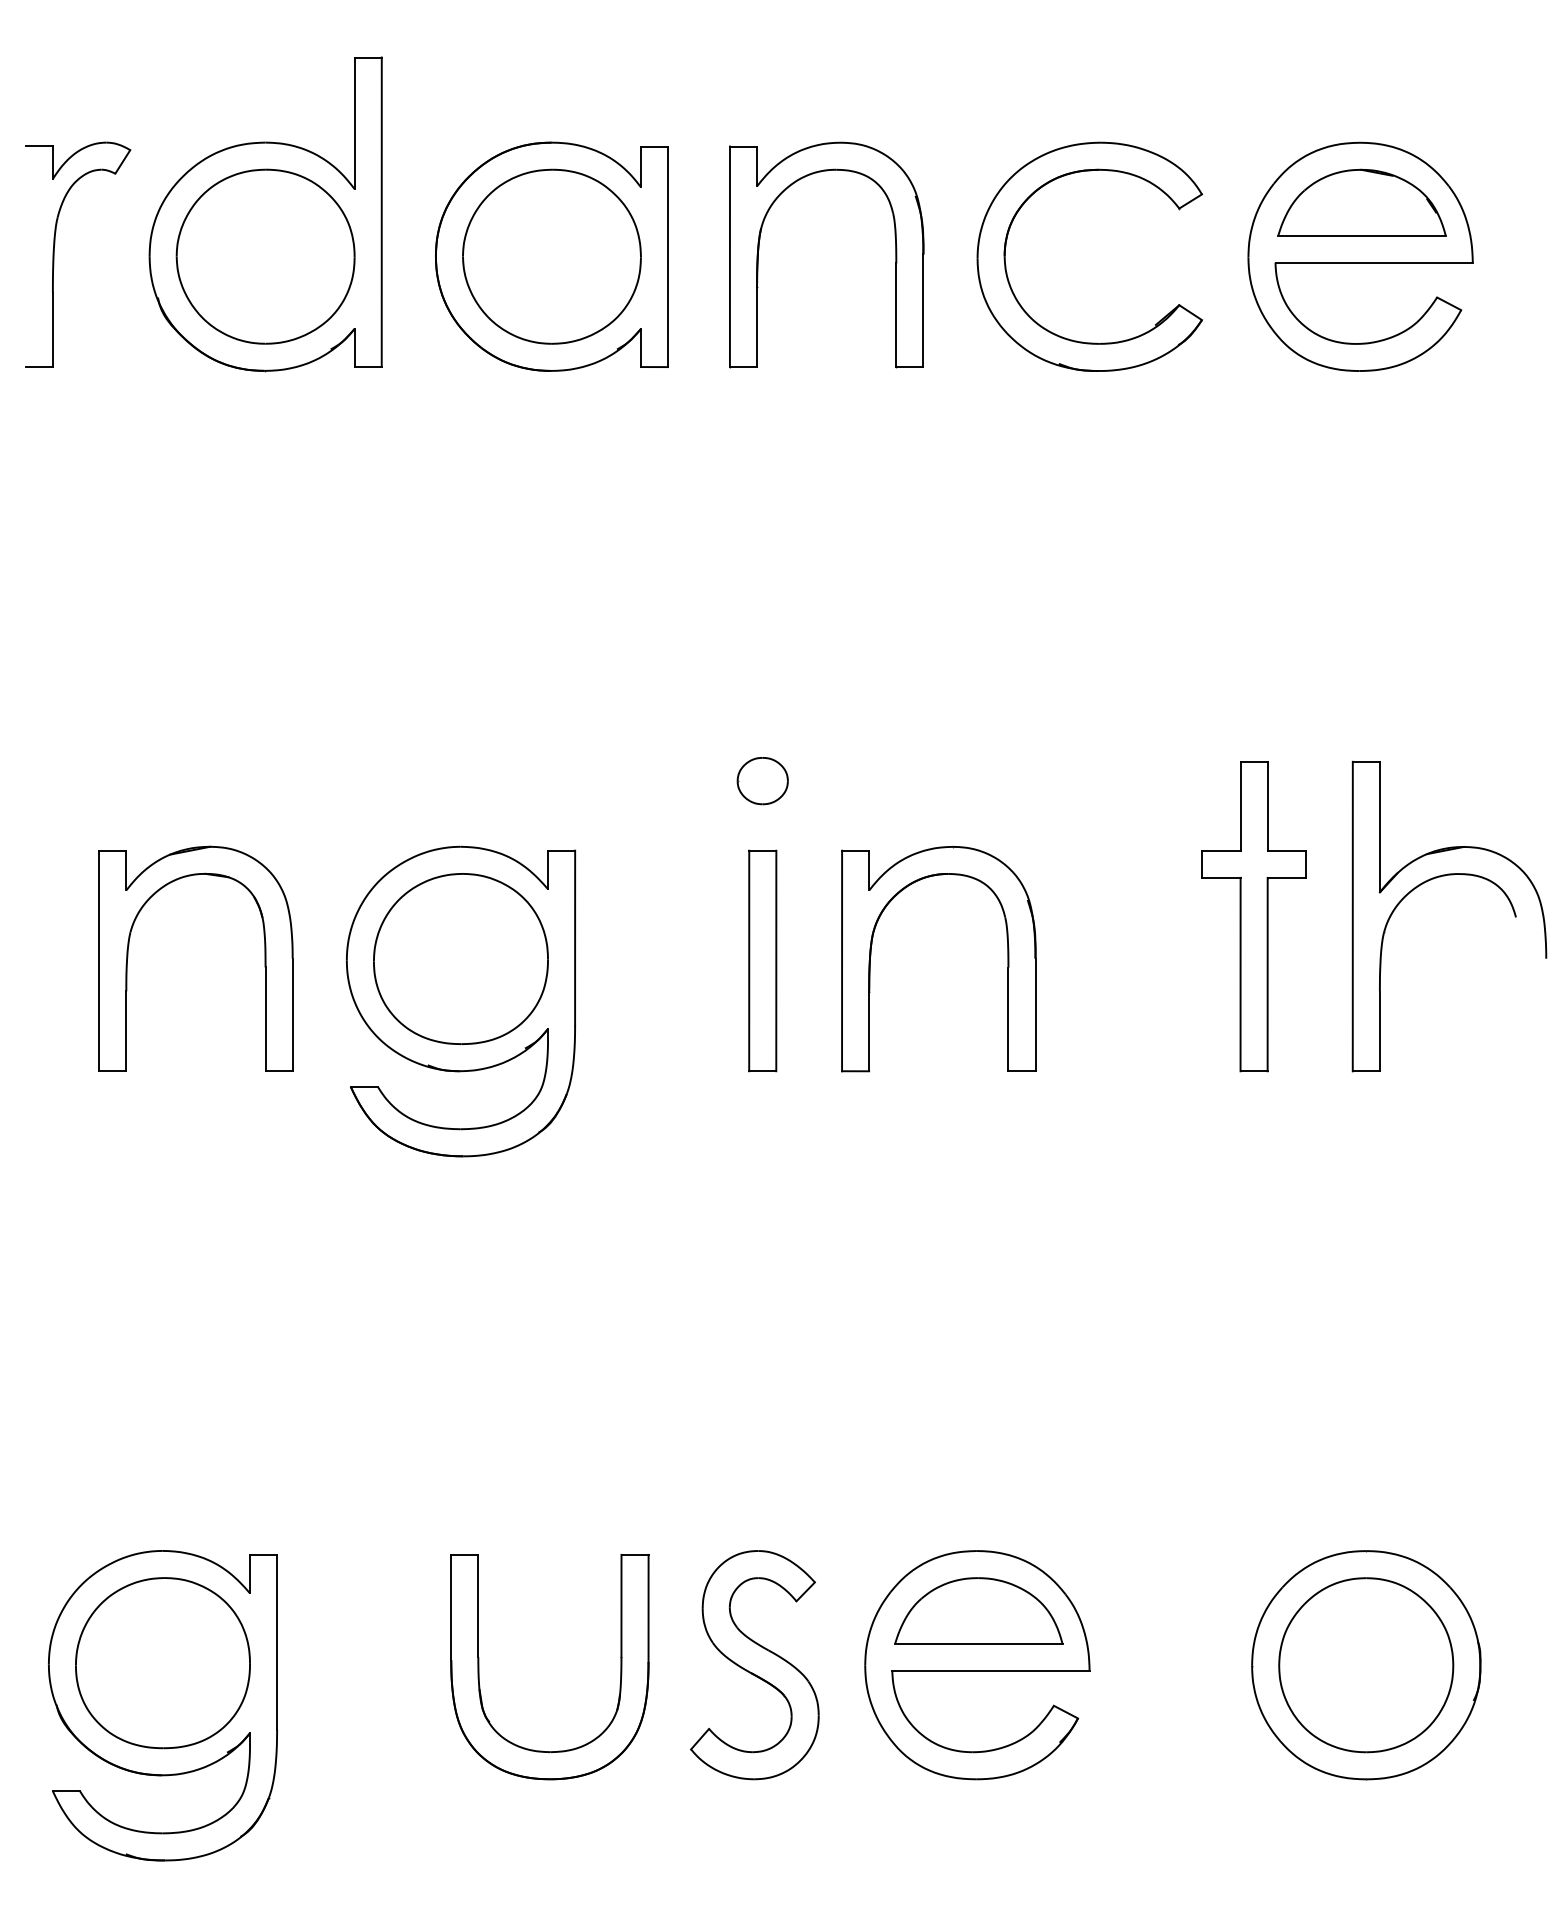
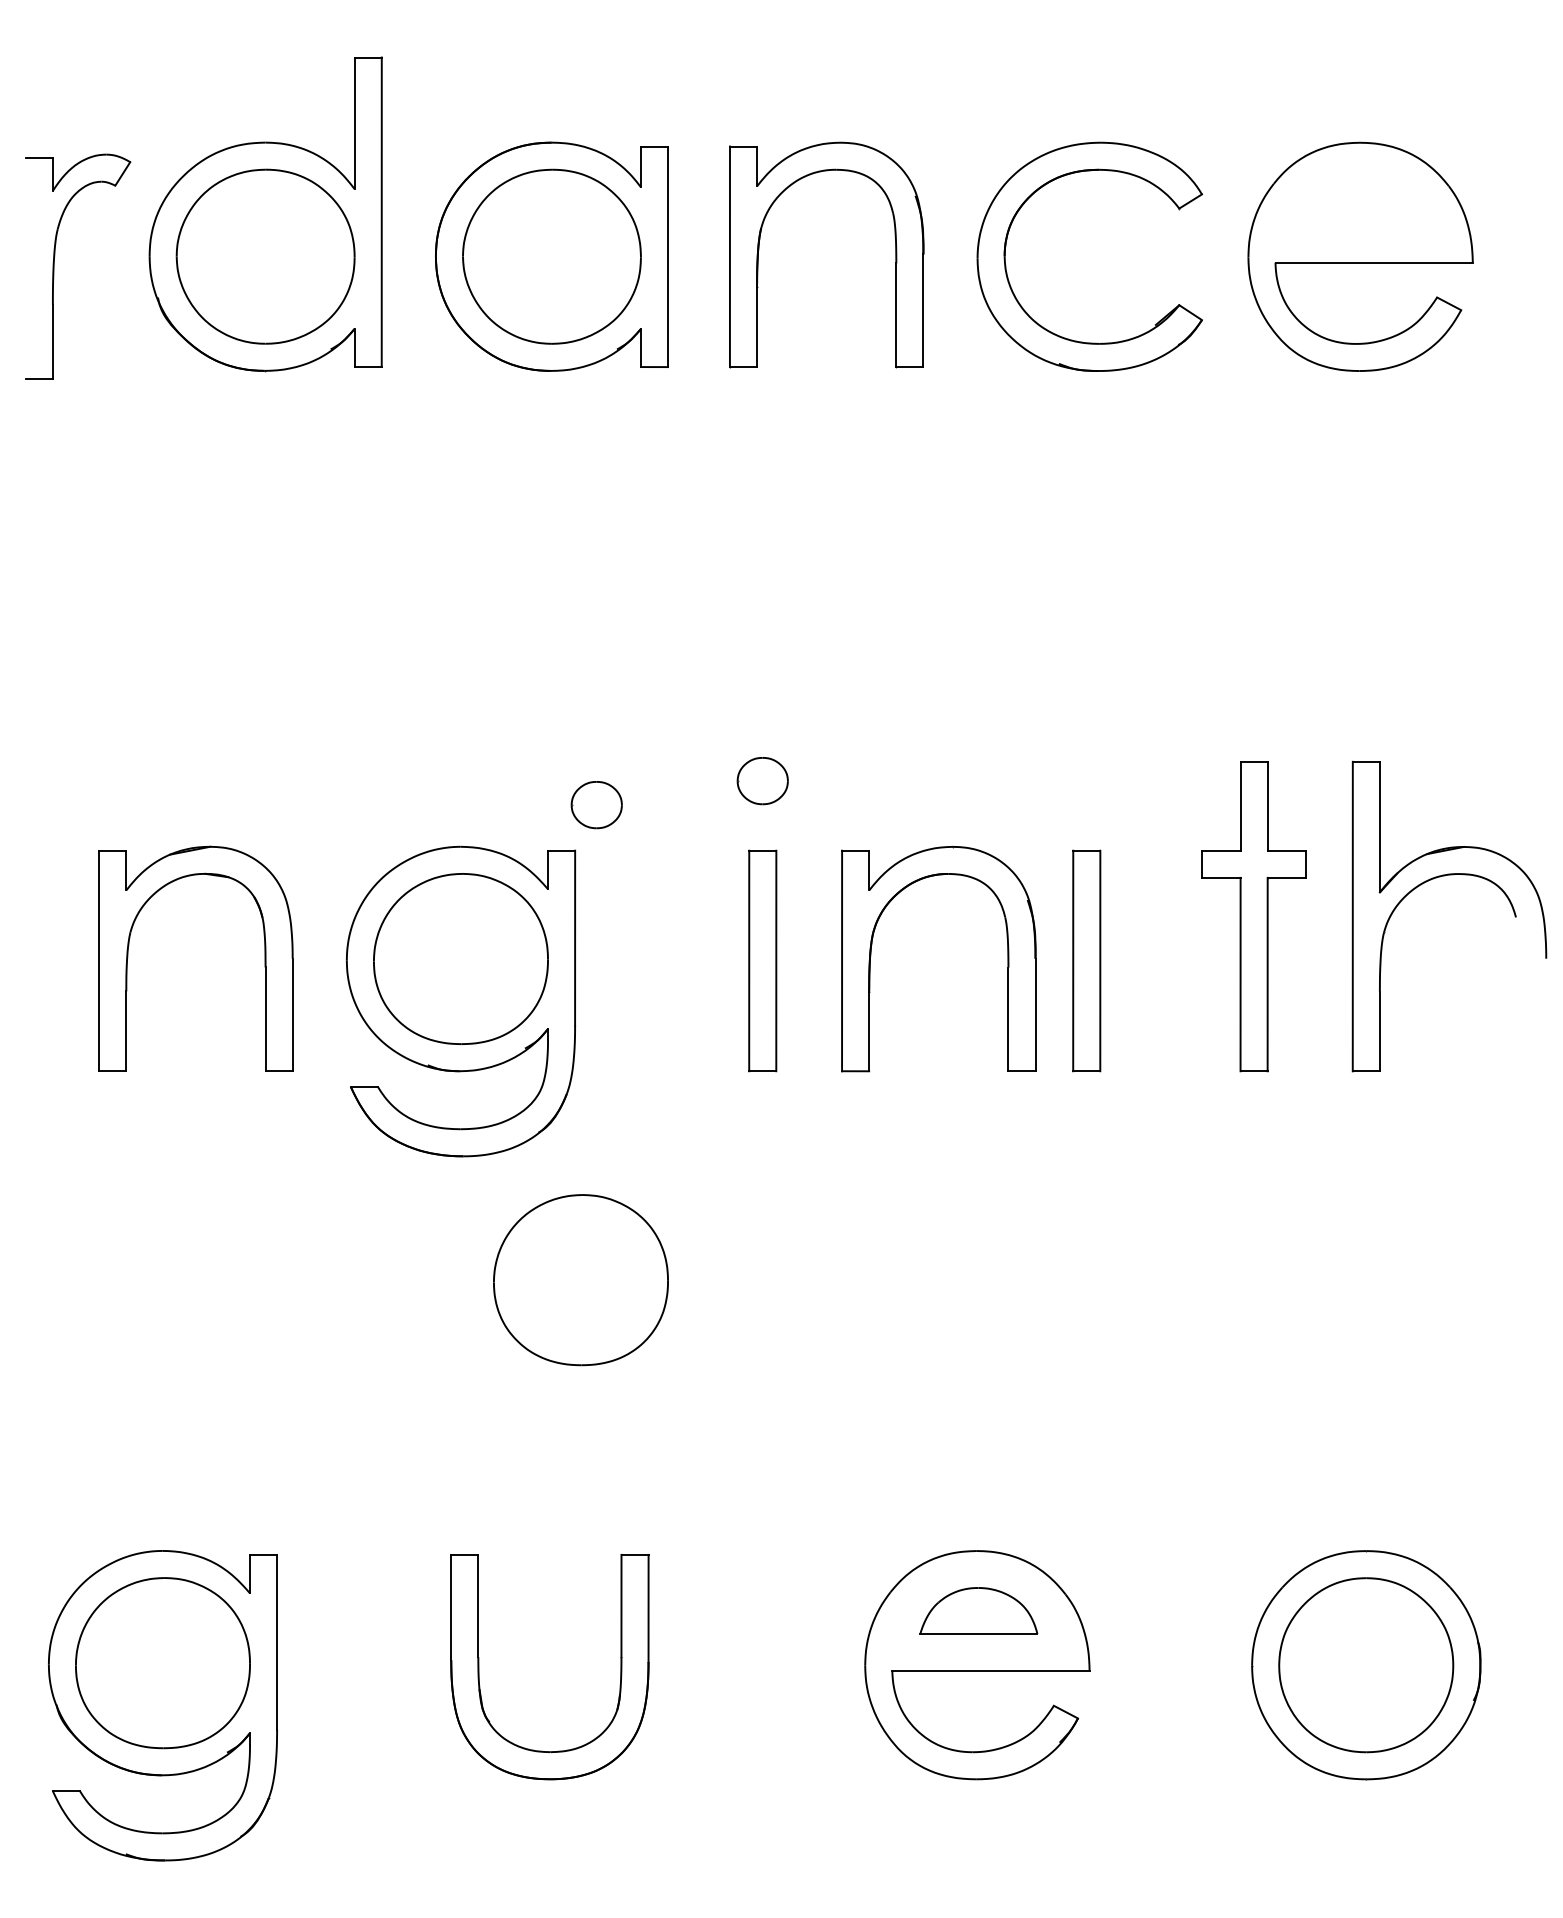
part: present -> none (1361, 202)
part position: (54, 254) -> (54, 266) (54, 266)
part: none -> present (596, 805)
part: none -> present (1086, 960)
part: none -> present (580, 1280)
part size: 170x68 px -> 120x48 px (978, 1610)
part: present -> none (754, 1665)
